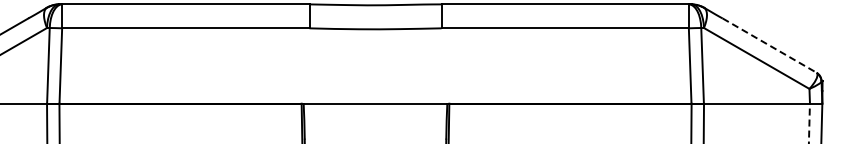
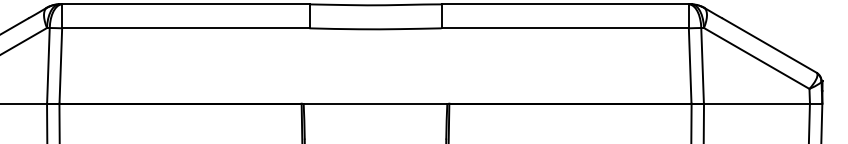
line: dashed -> solid (770, 45)
line: dashed -> solid (809, 123)
